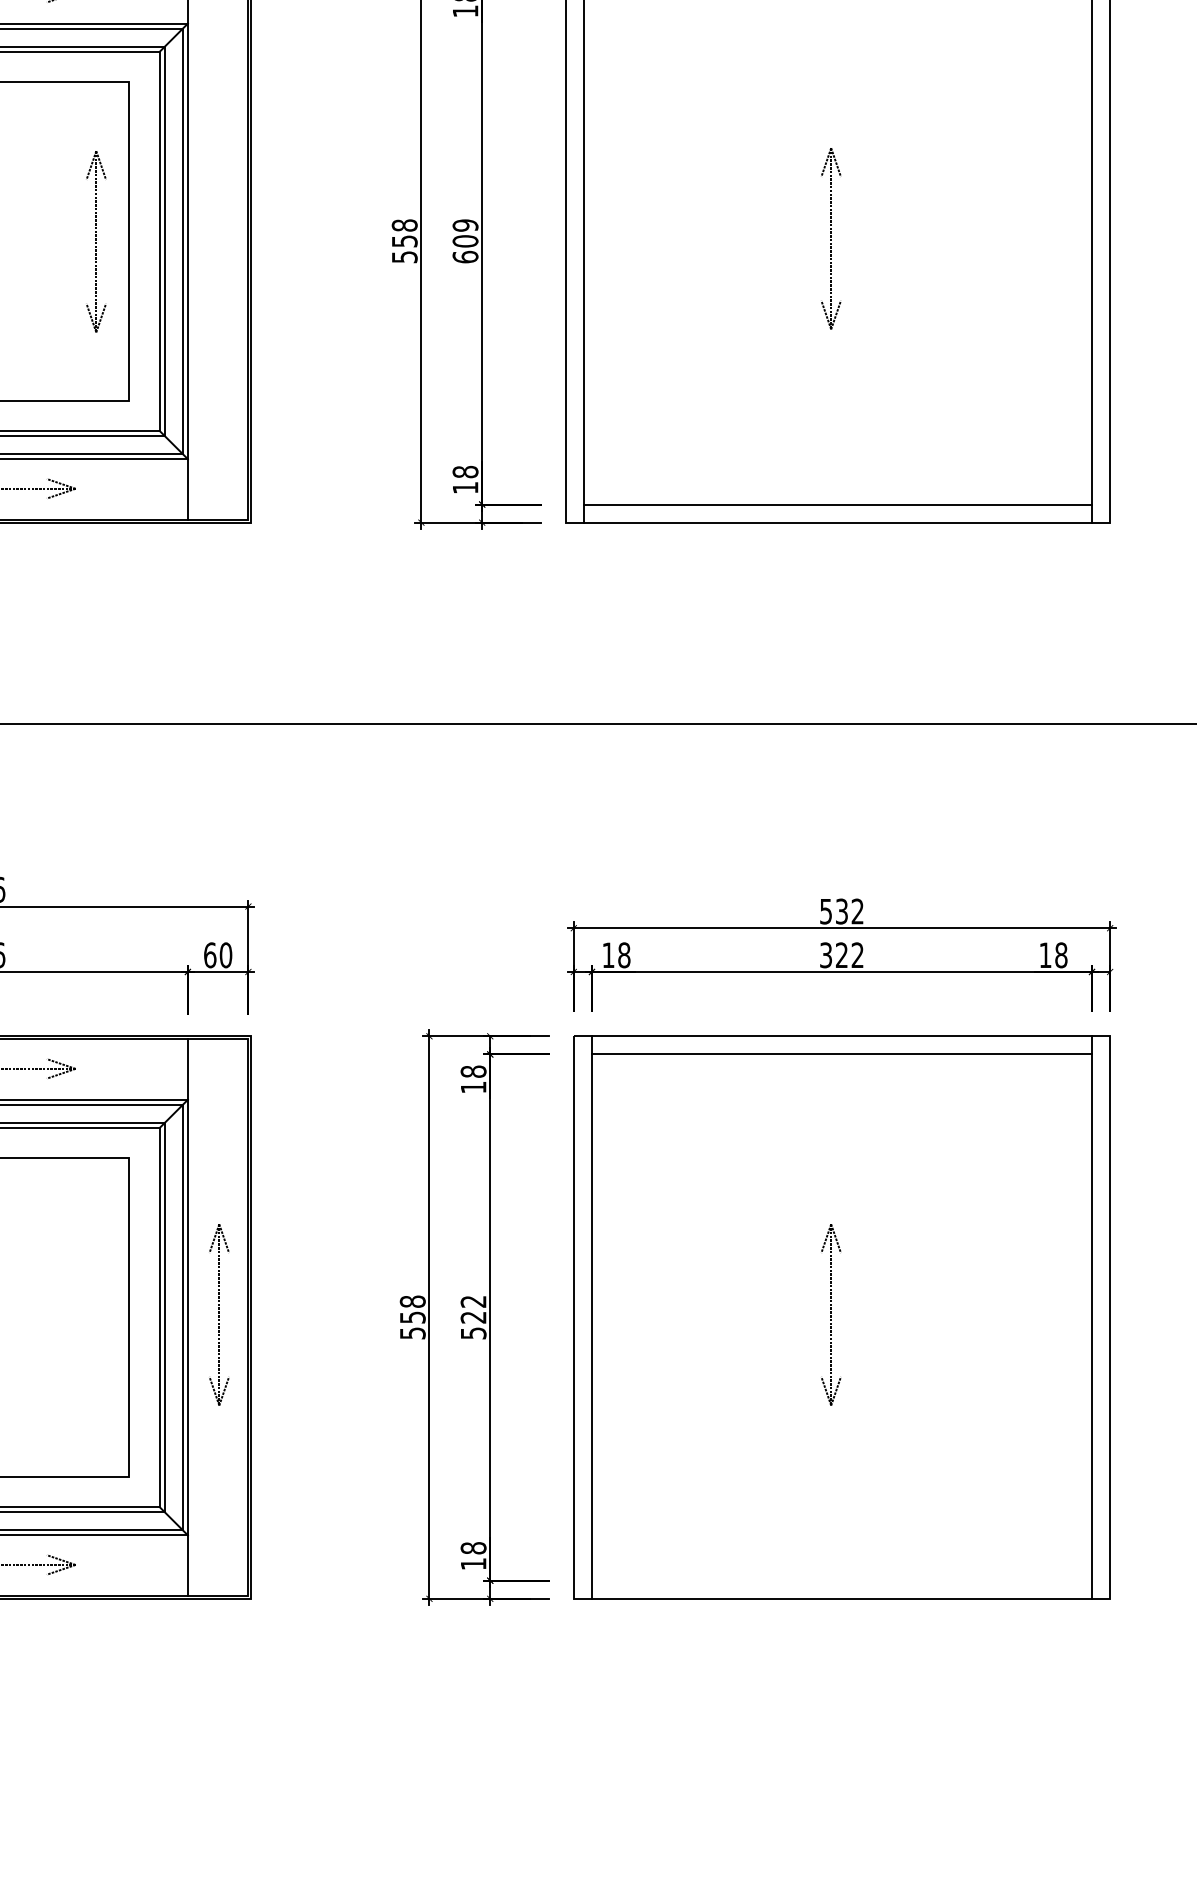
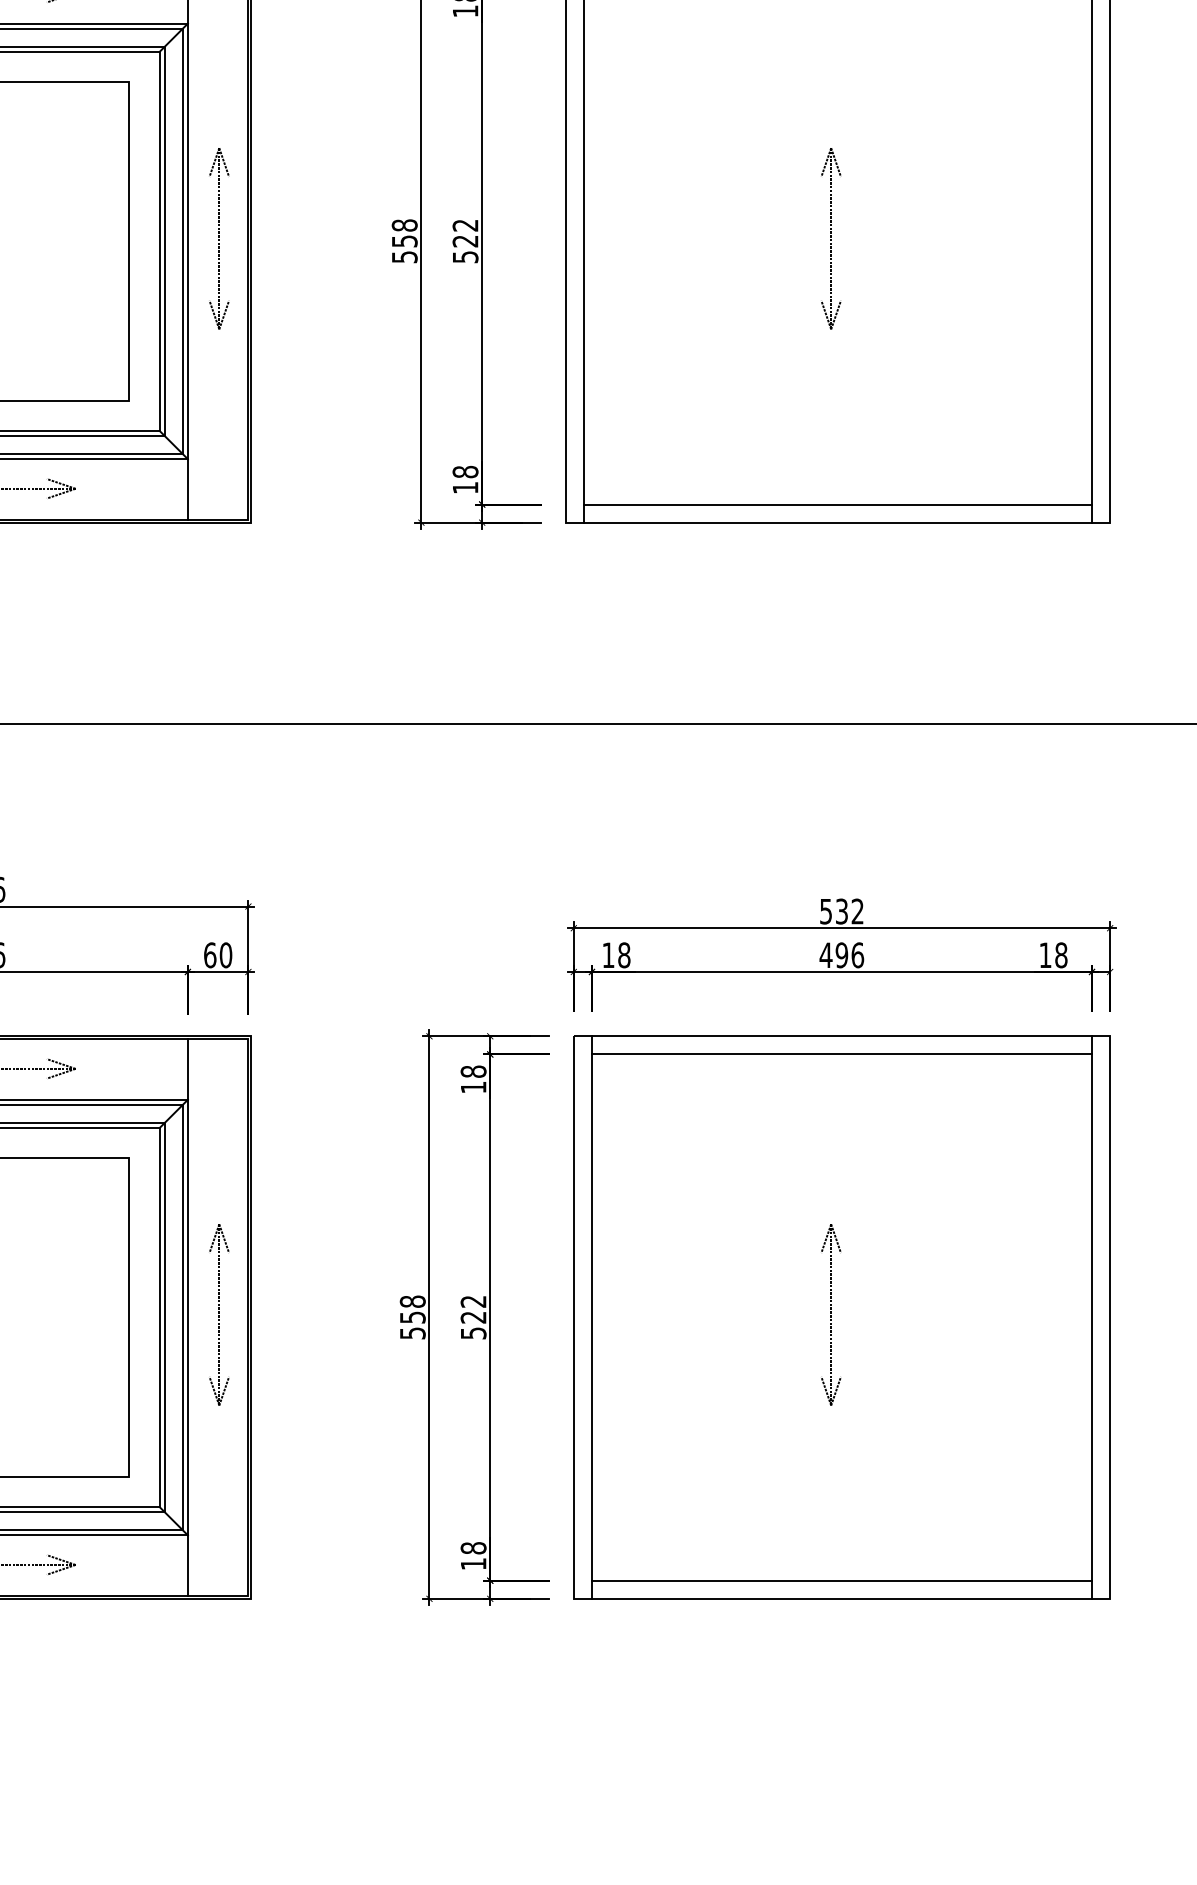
part position: (96, 241) -> (219, 238) (219, 238)
text: 609 -> 522 (465, 241)
text: 322 -> 496 (841, 955)
line: none -> present (841, 1580)
